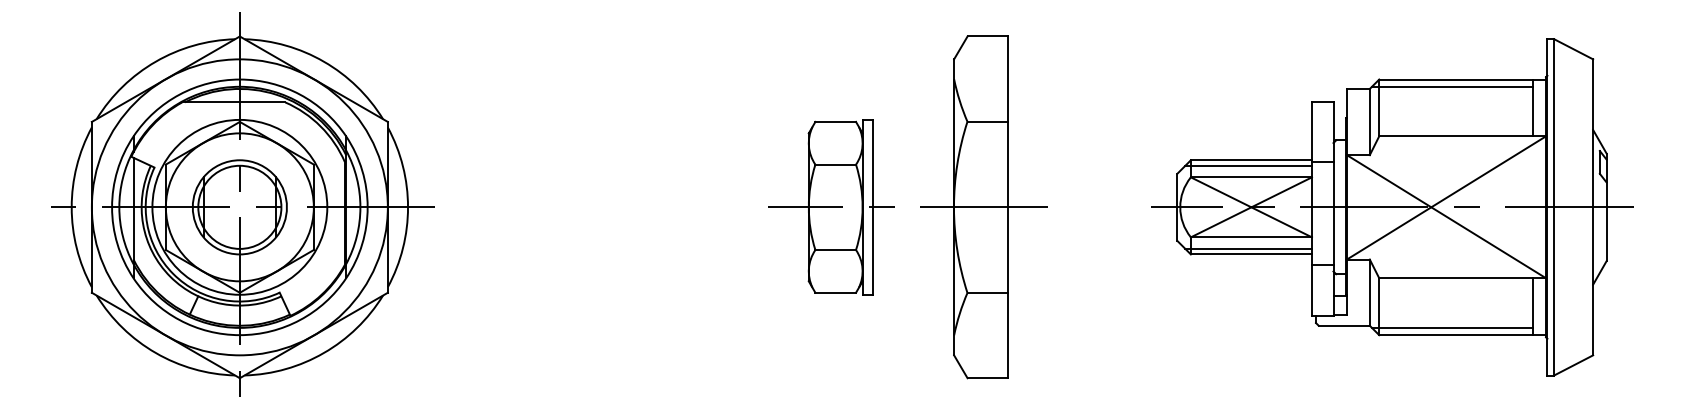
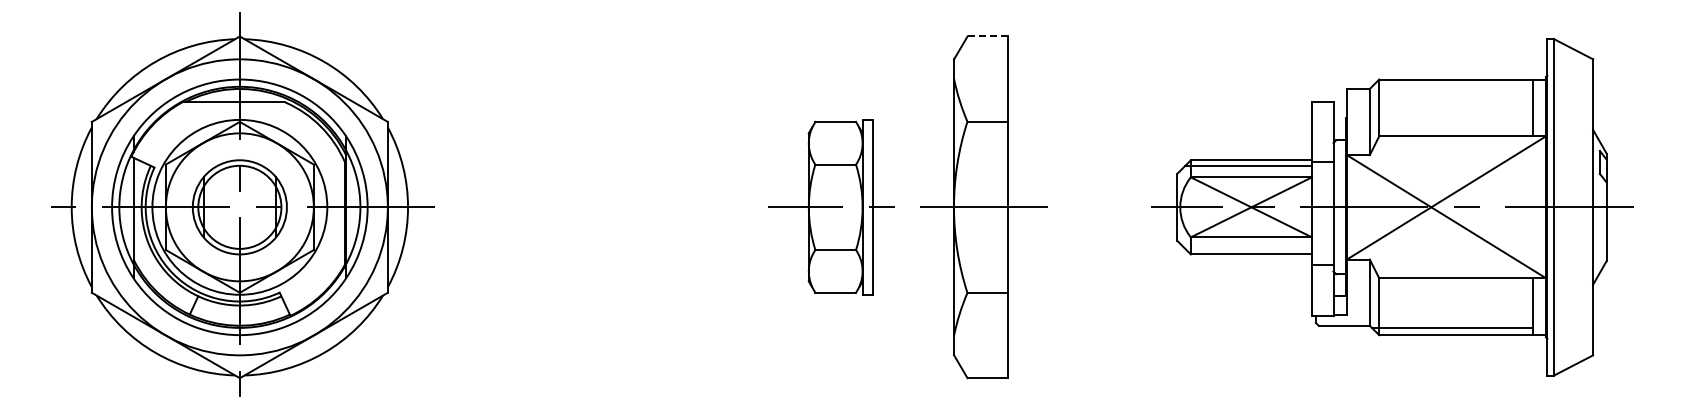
line: solid -> dashed (988, 36)
line: present -> none (1451, 86)
line: present -> none (1248, 248)
